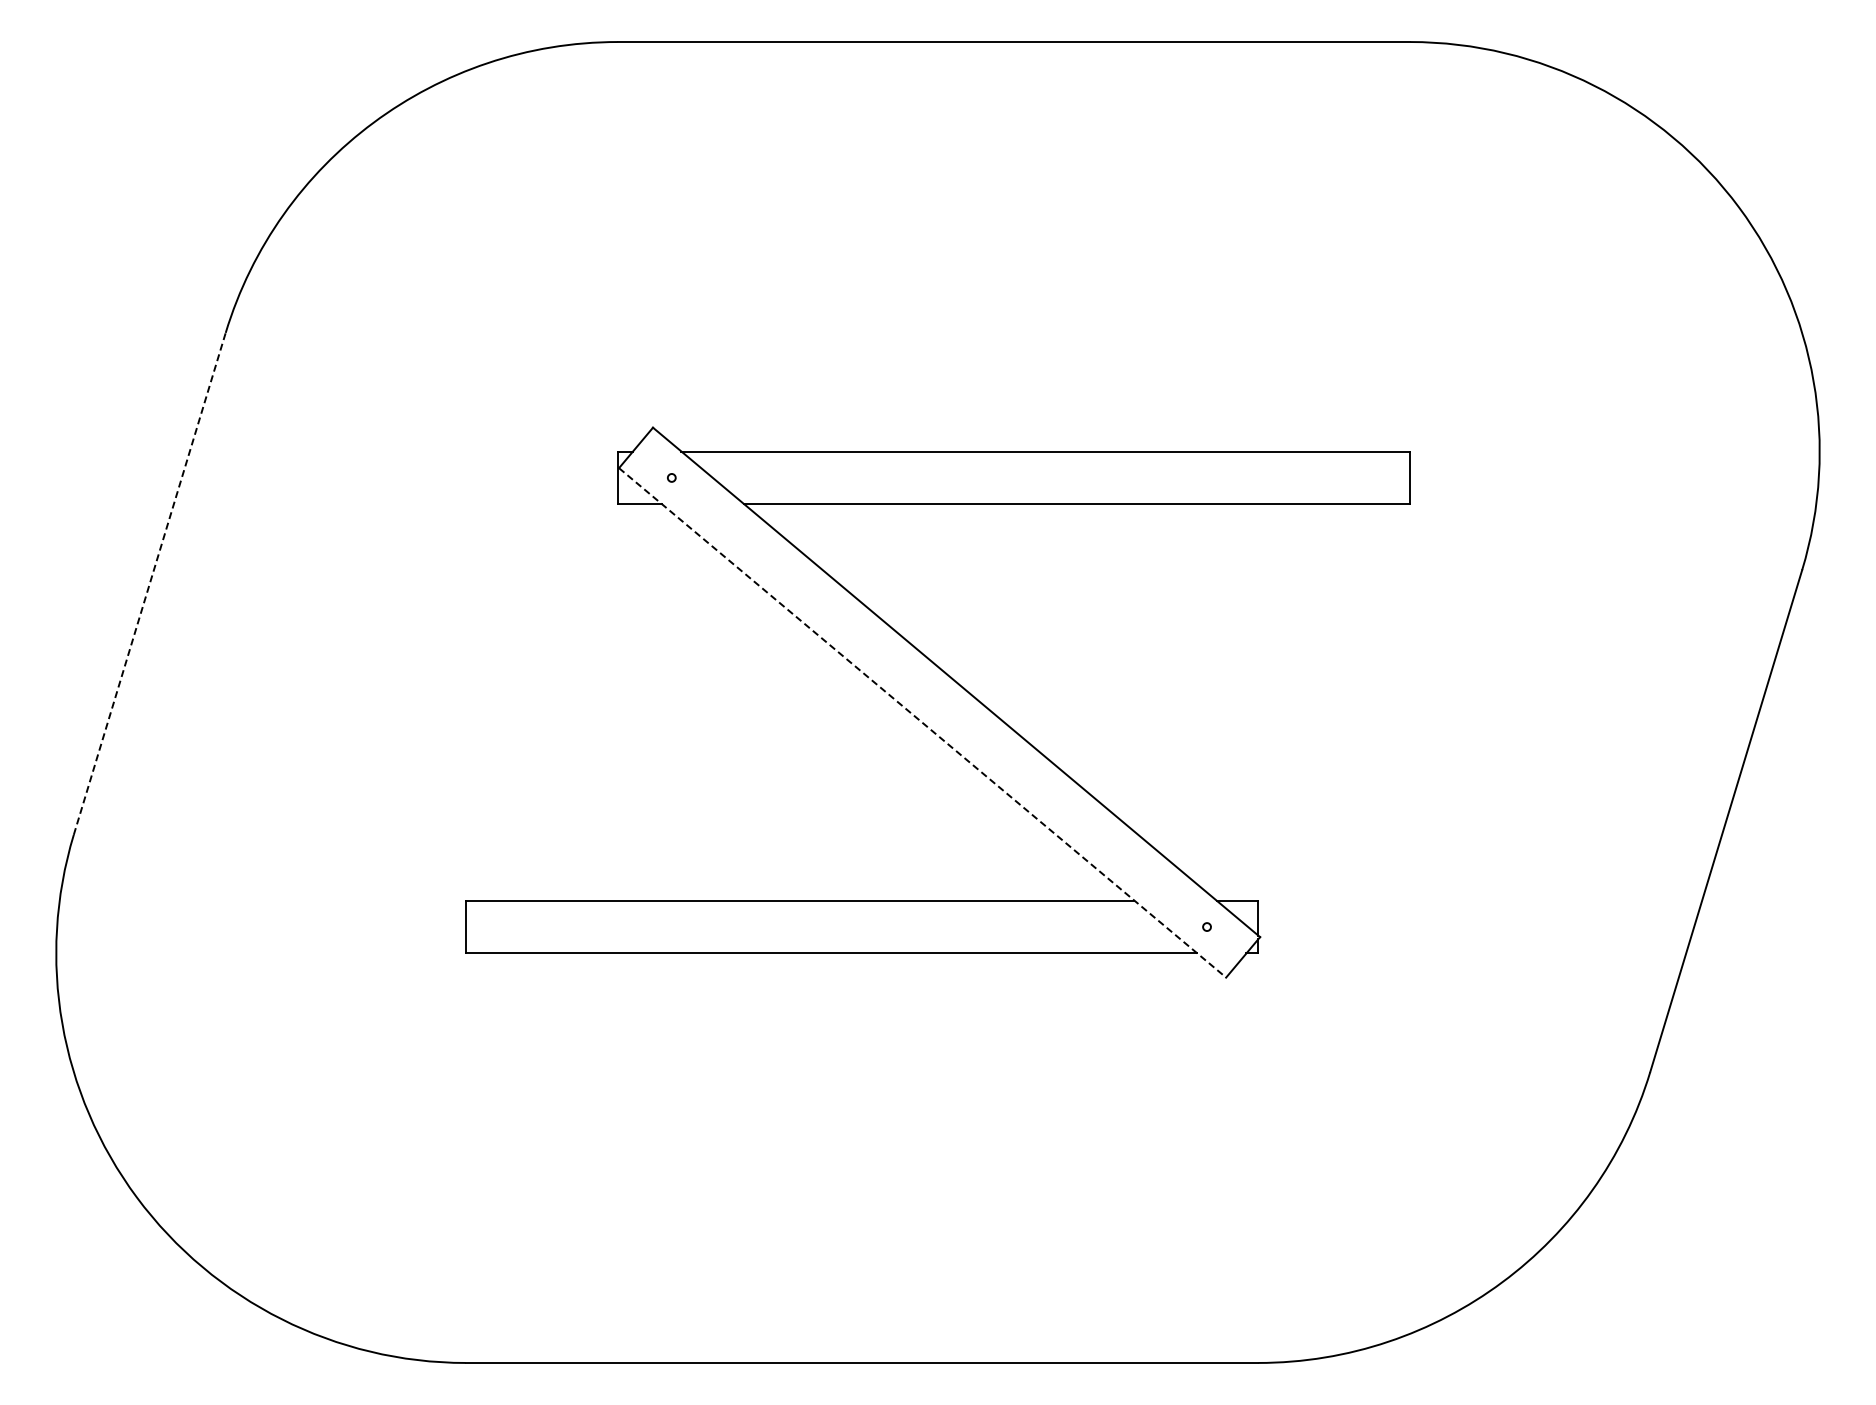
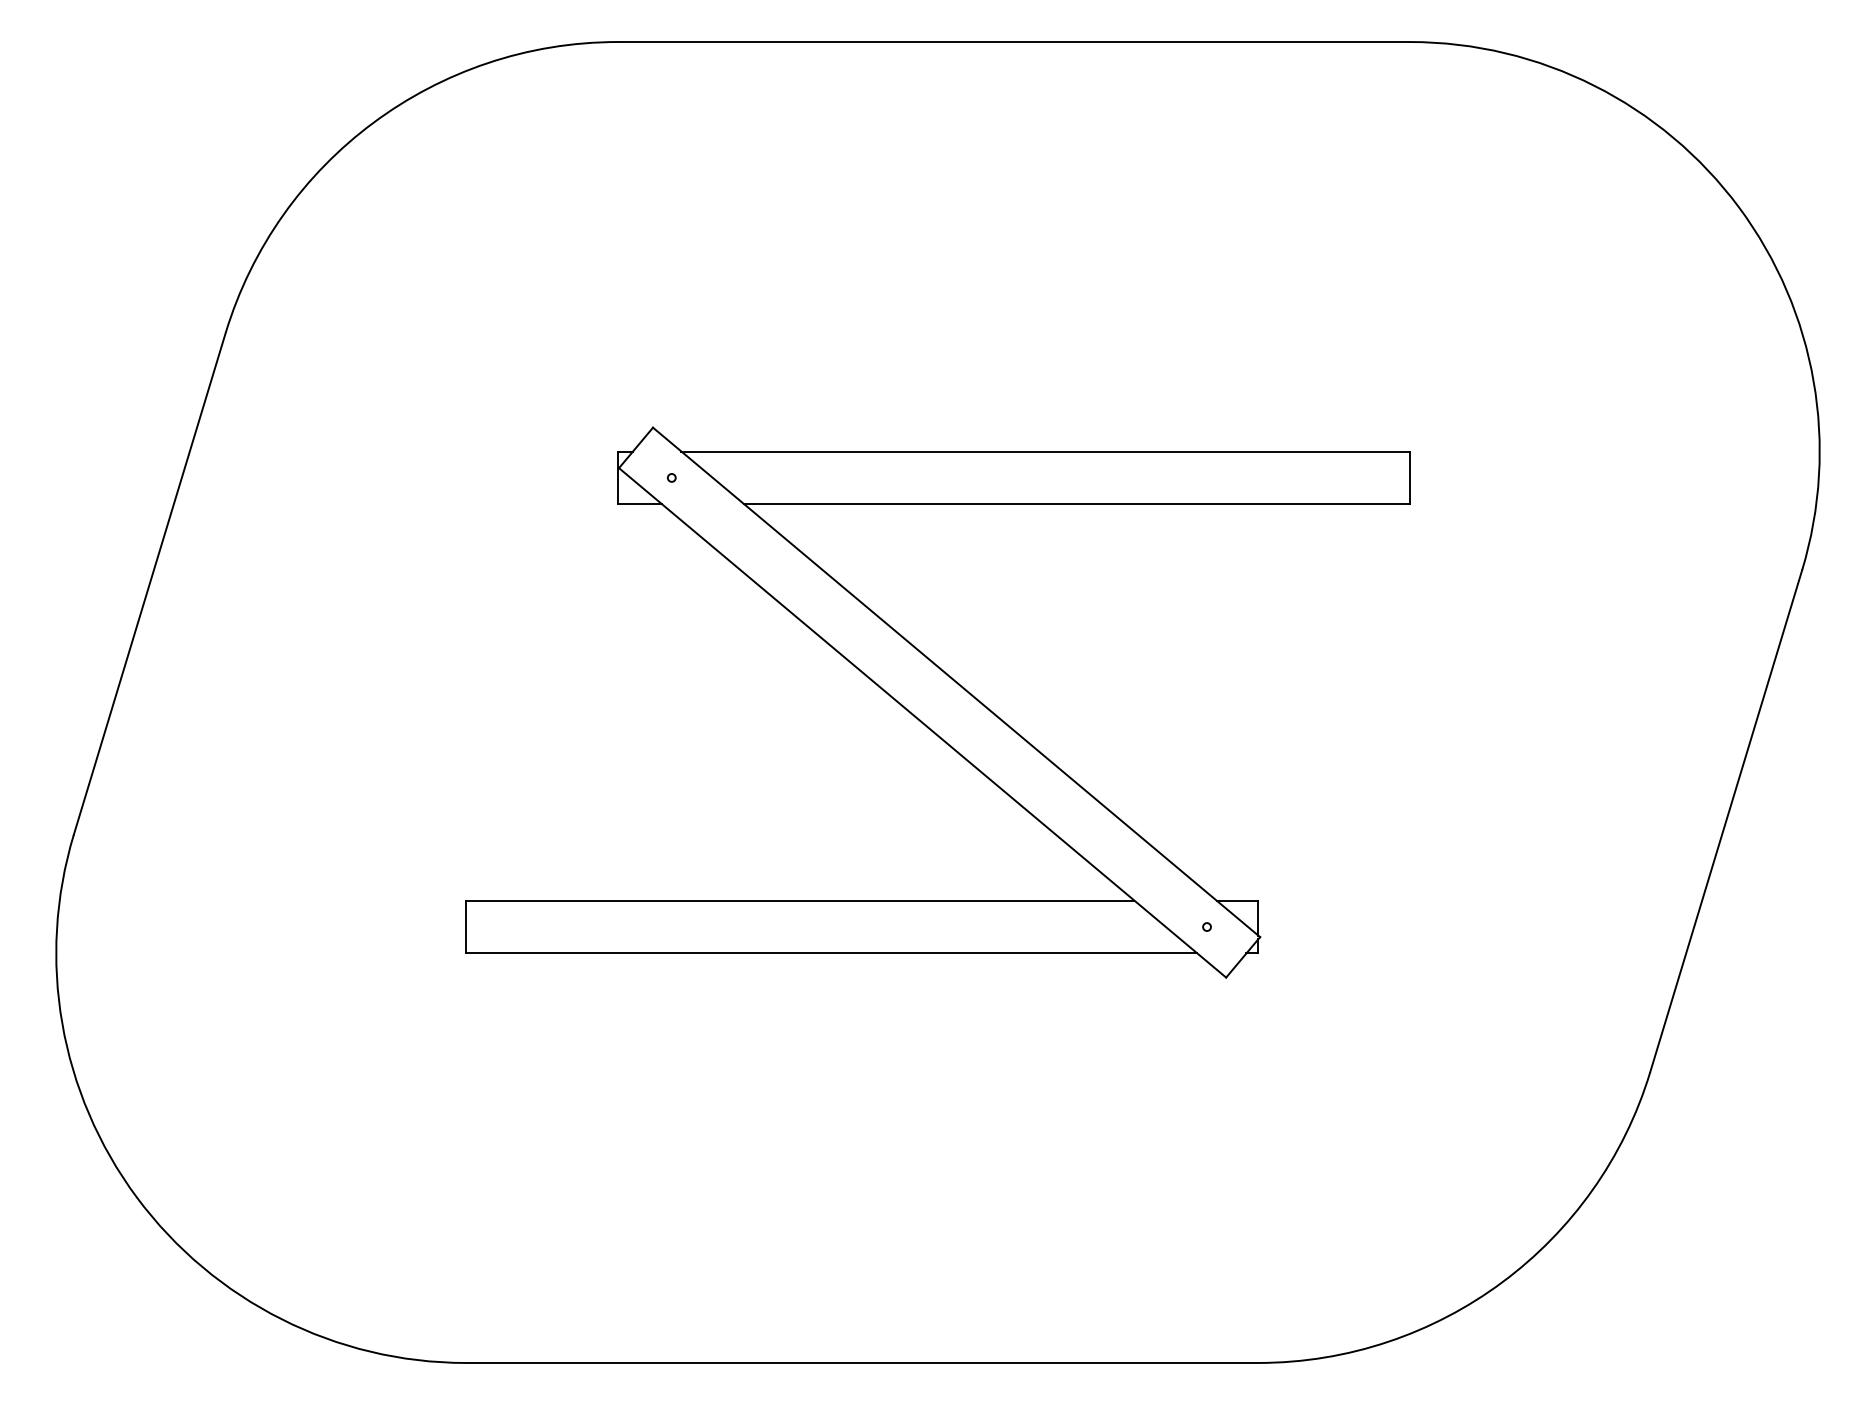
line: dashed -> solid (149, 583)
line: dashed -> solid (922, 723)
